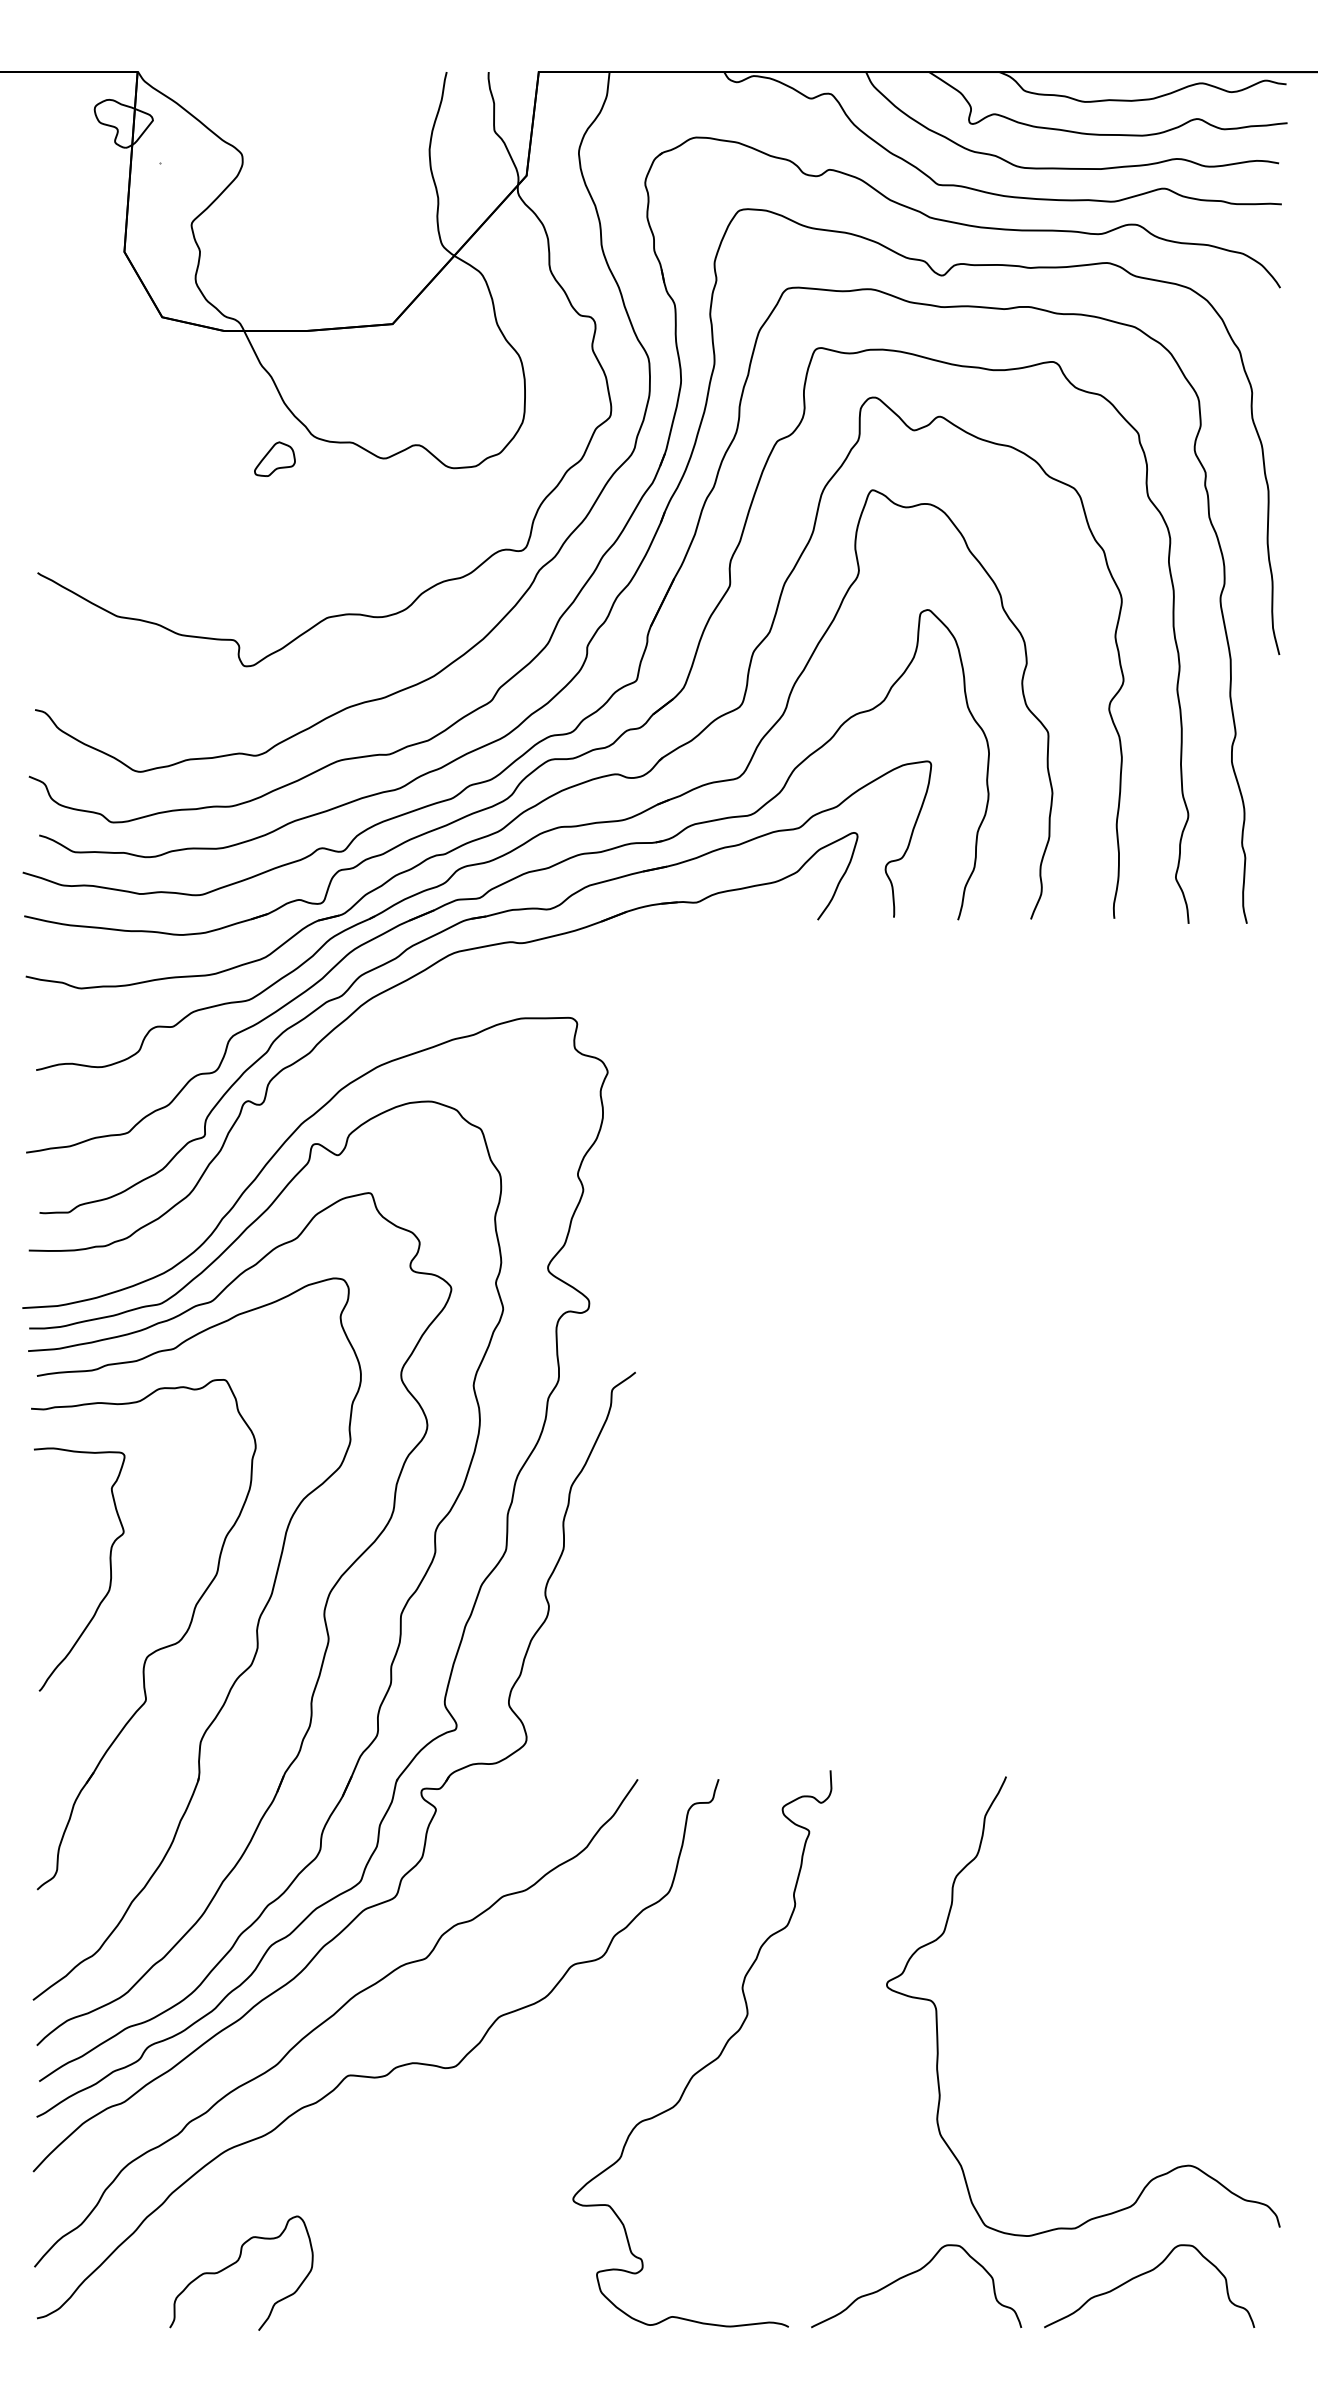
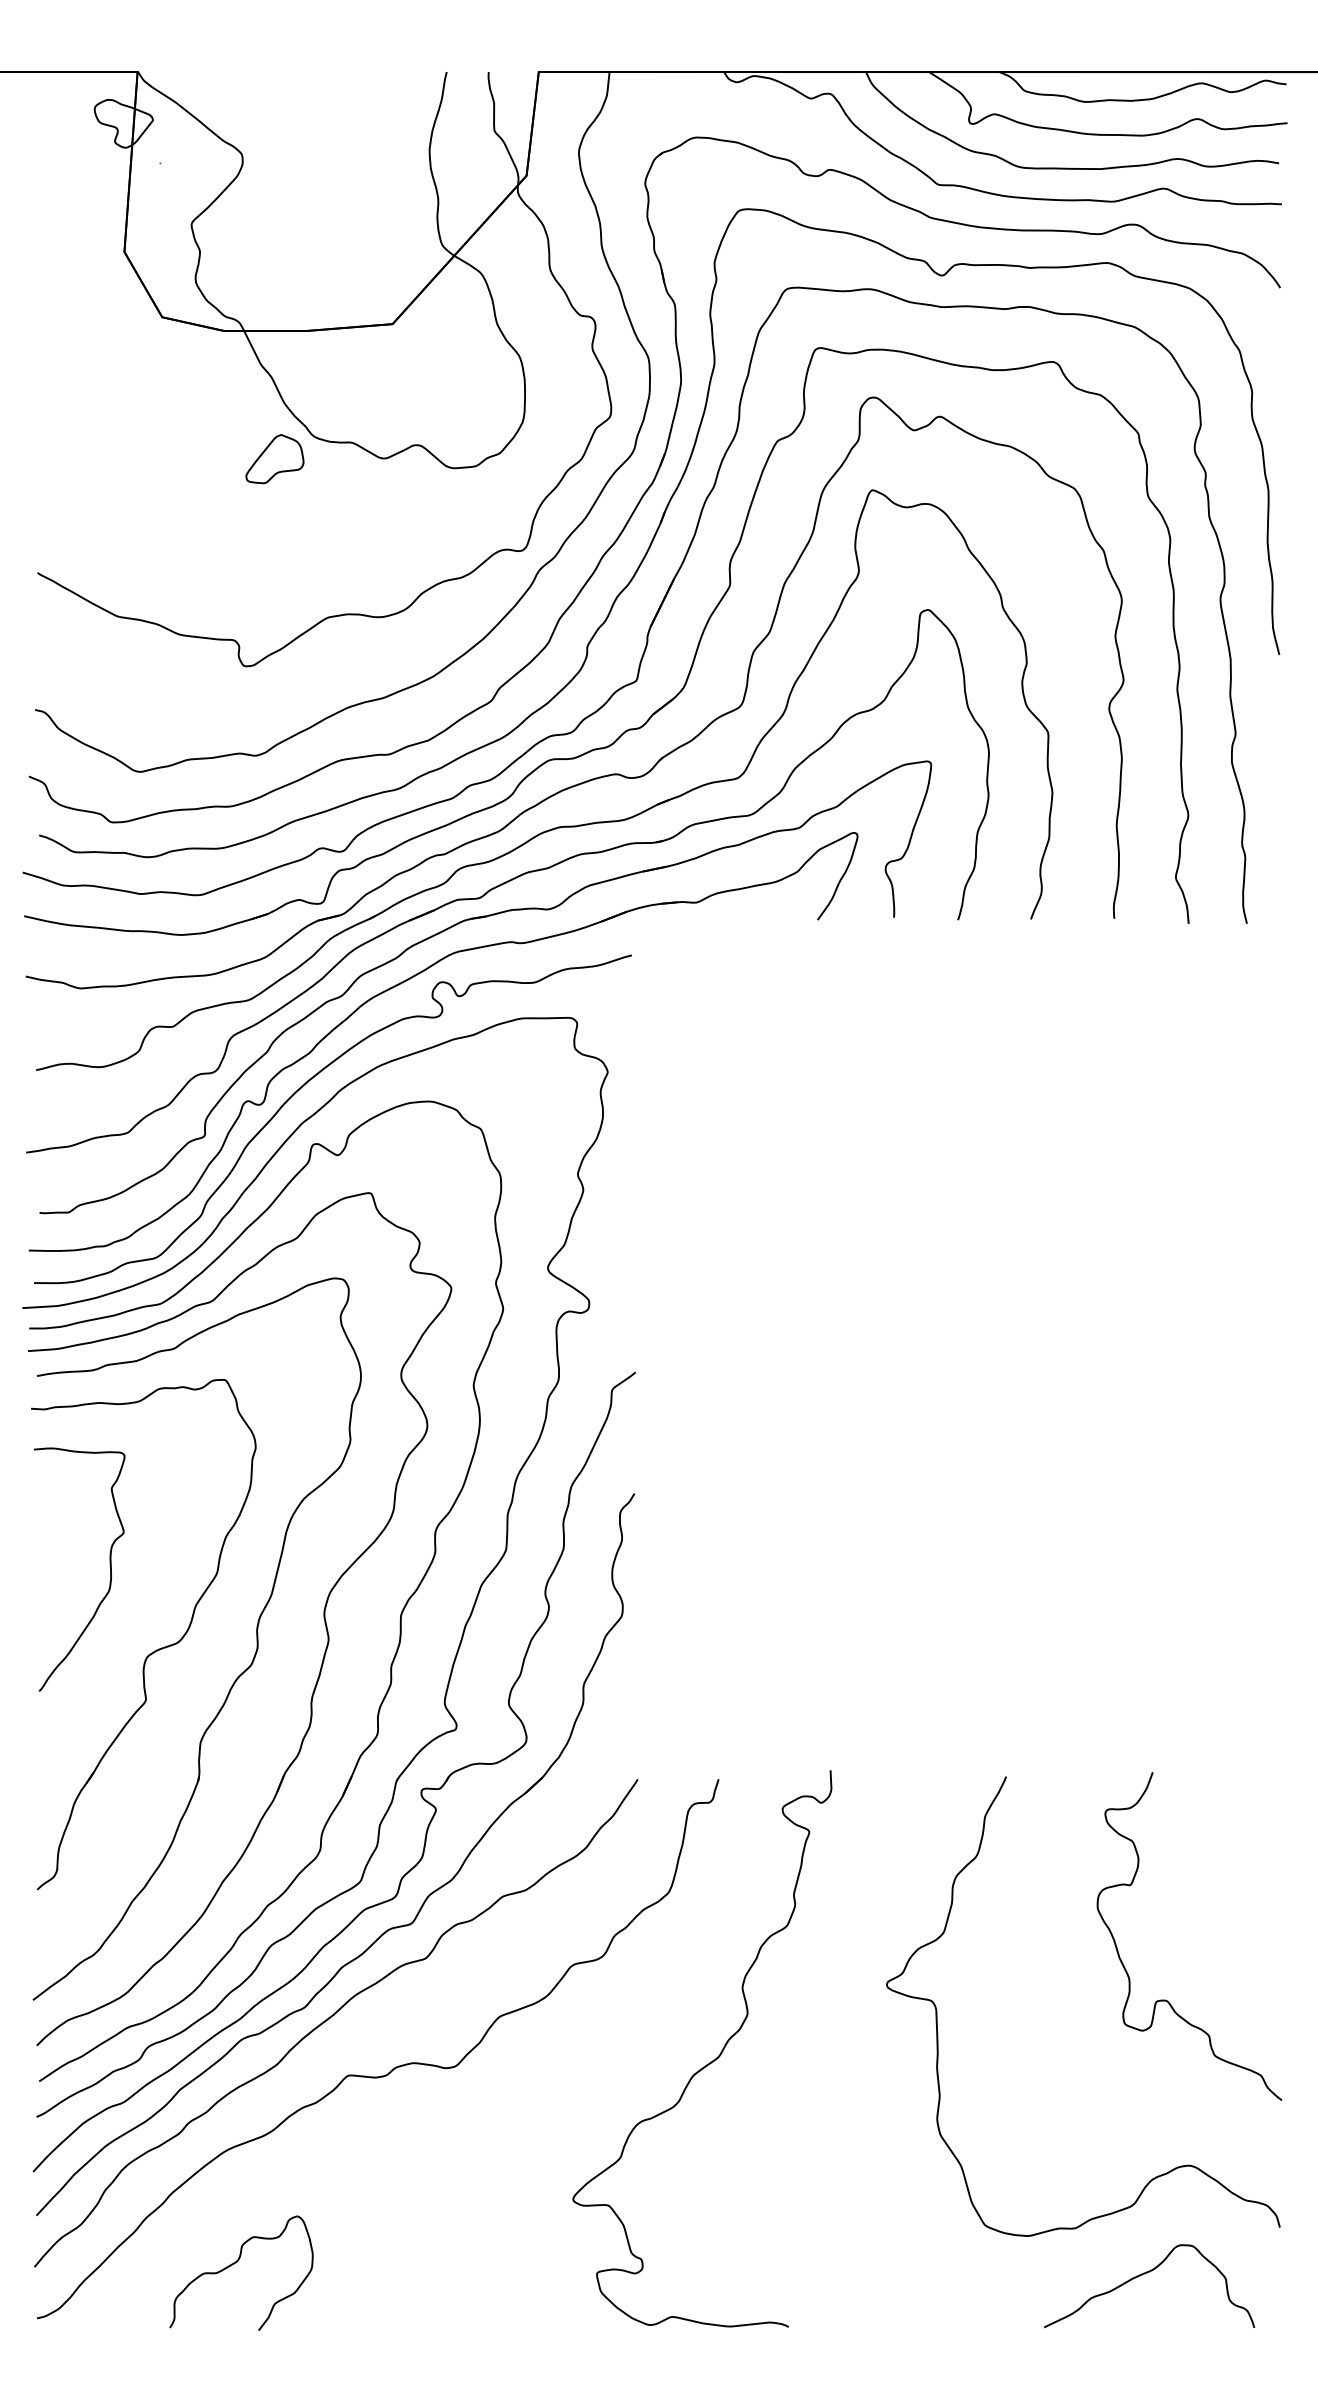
part size: 42x36 px -> 60x51 px (274, 459)
curve: none -> present (306, 1084)
part: none -> present (387, 1929)
curve: none -> present (1165, 1999)
curve: present -> none (911, 2274)
